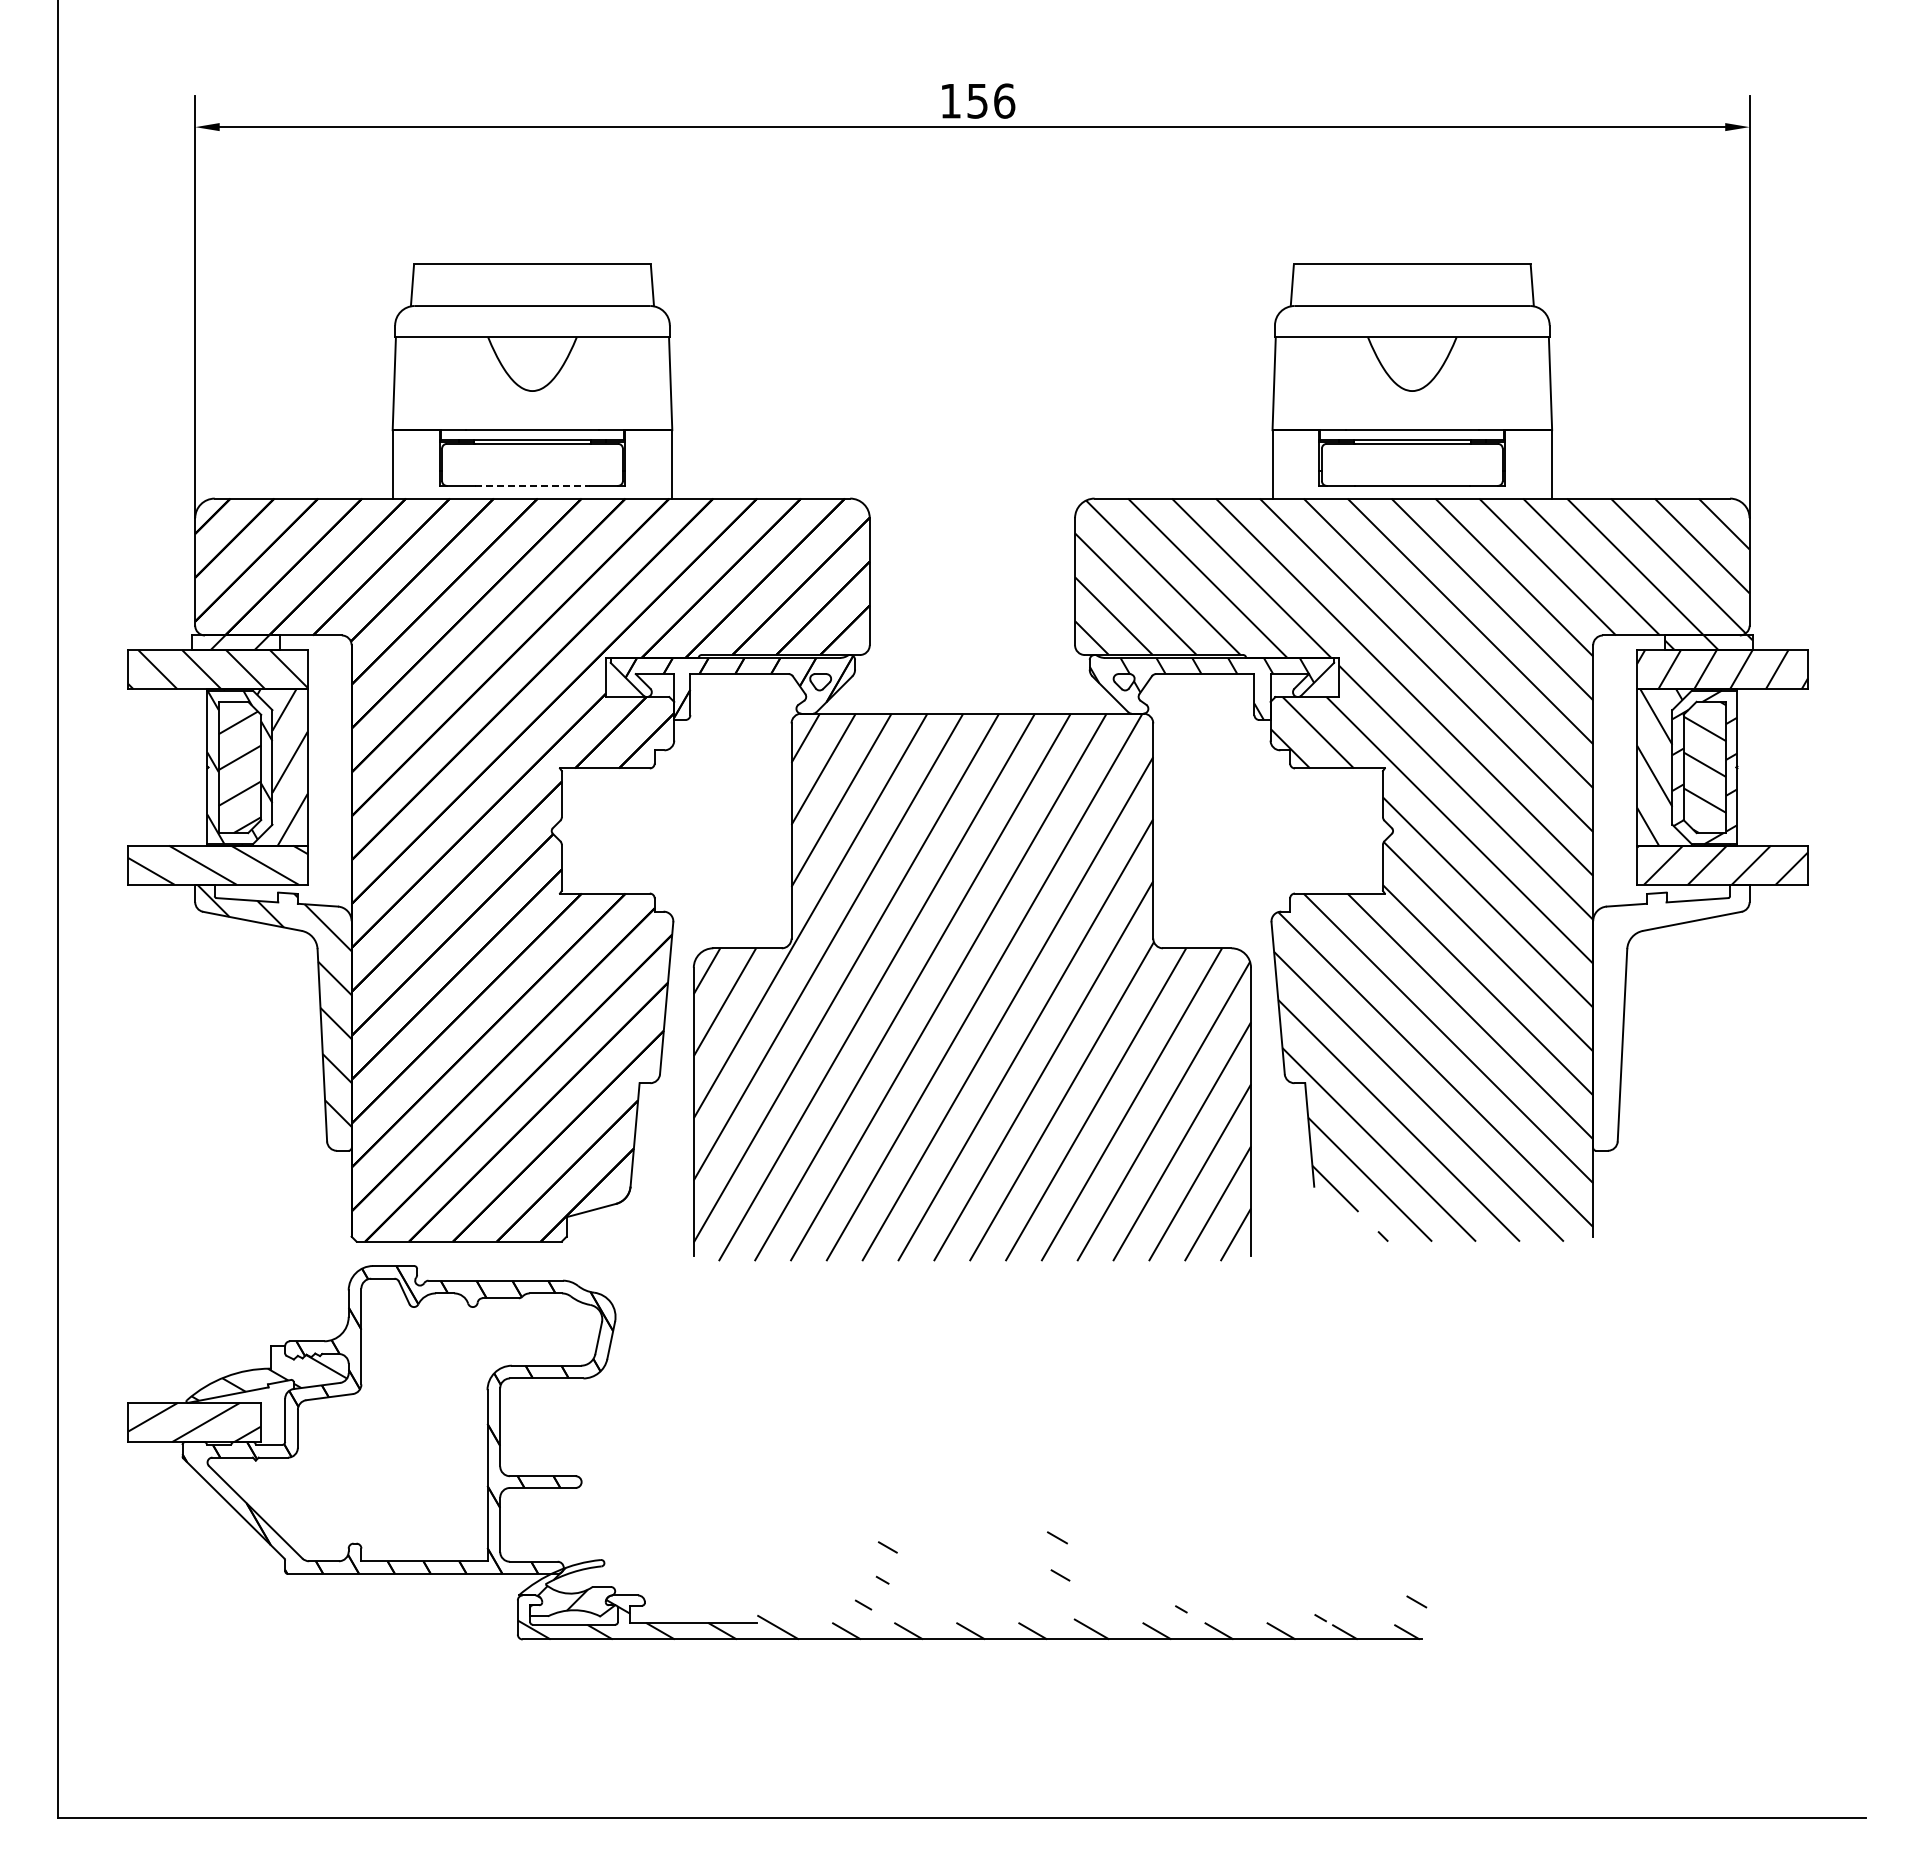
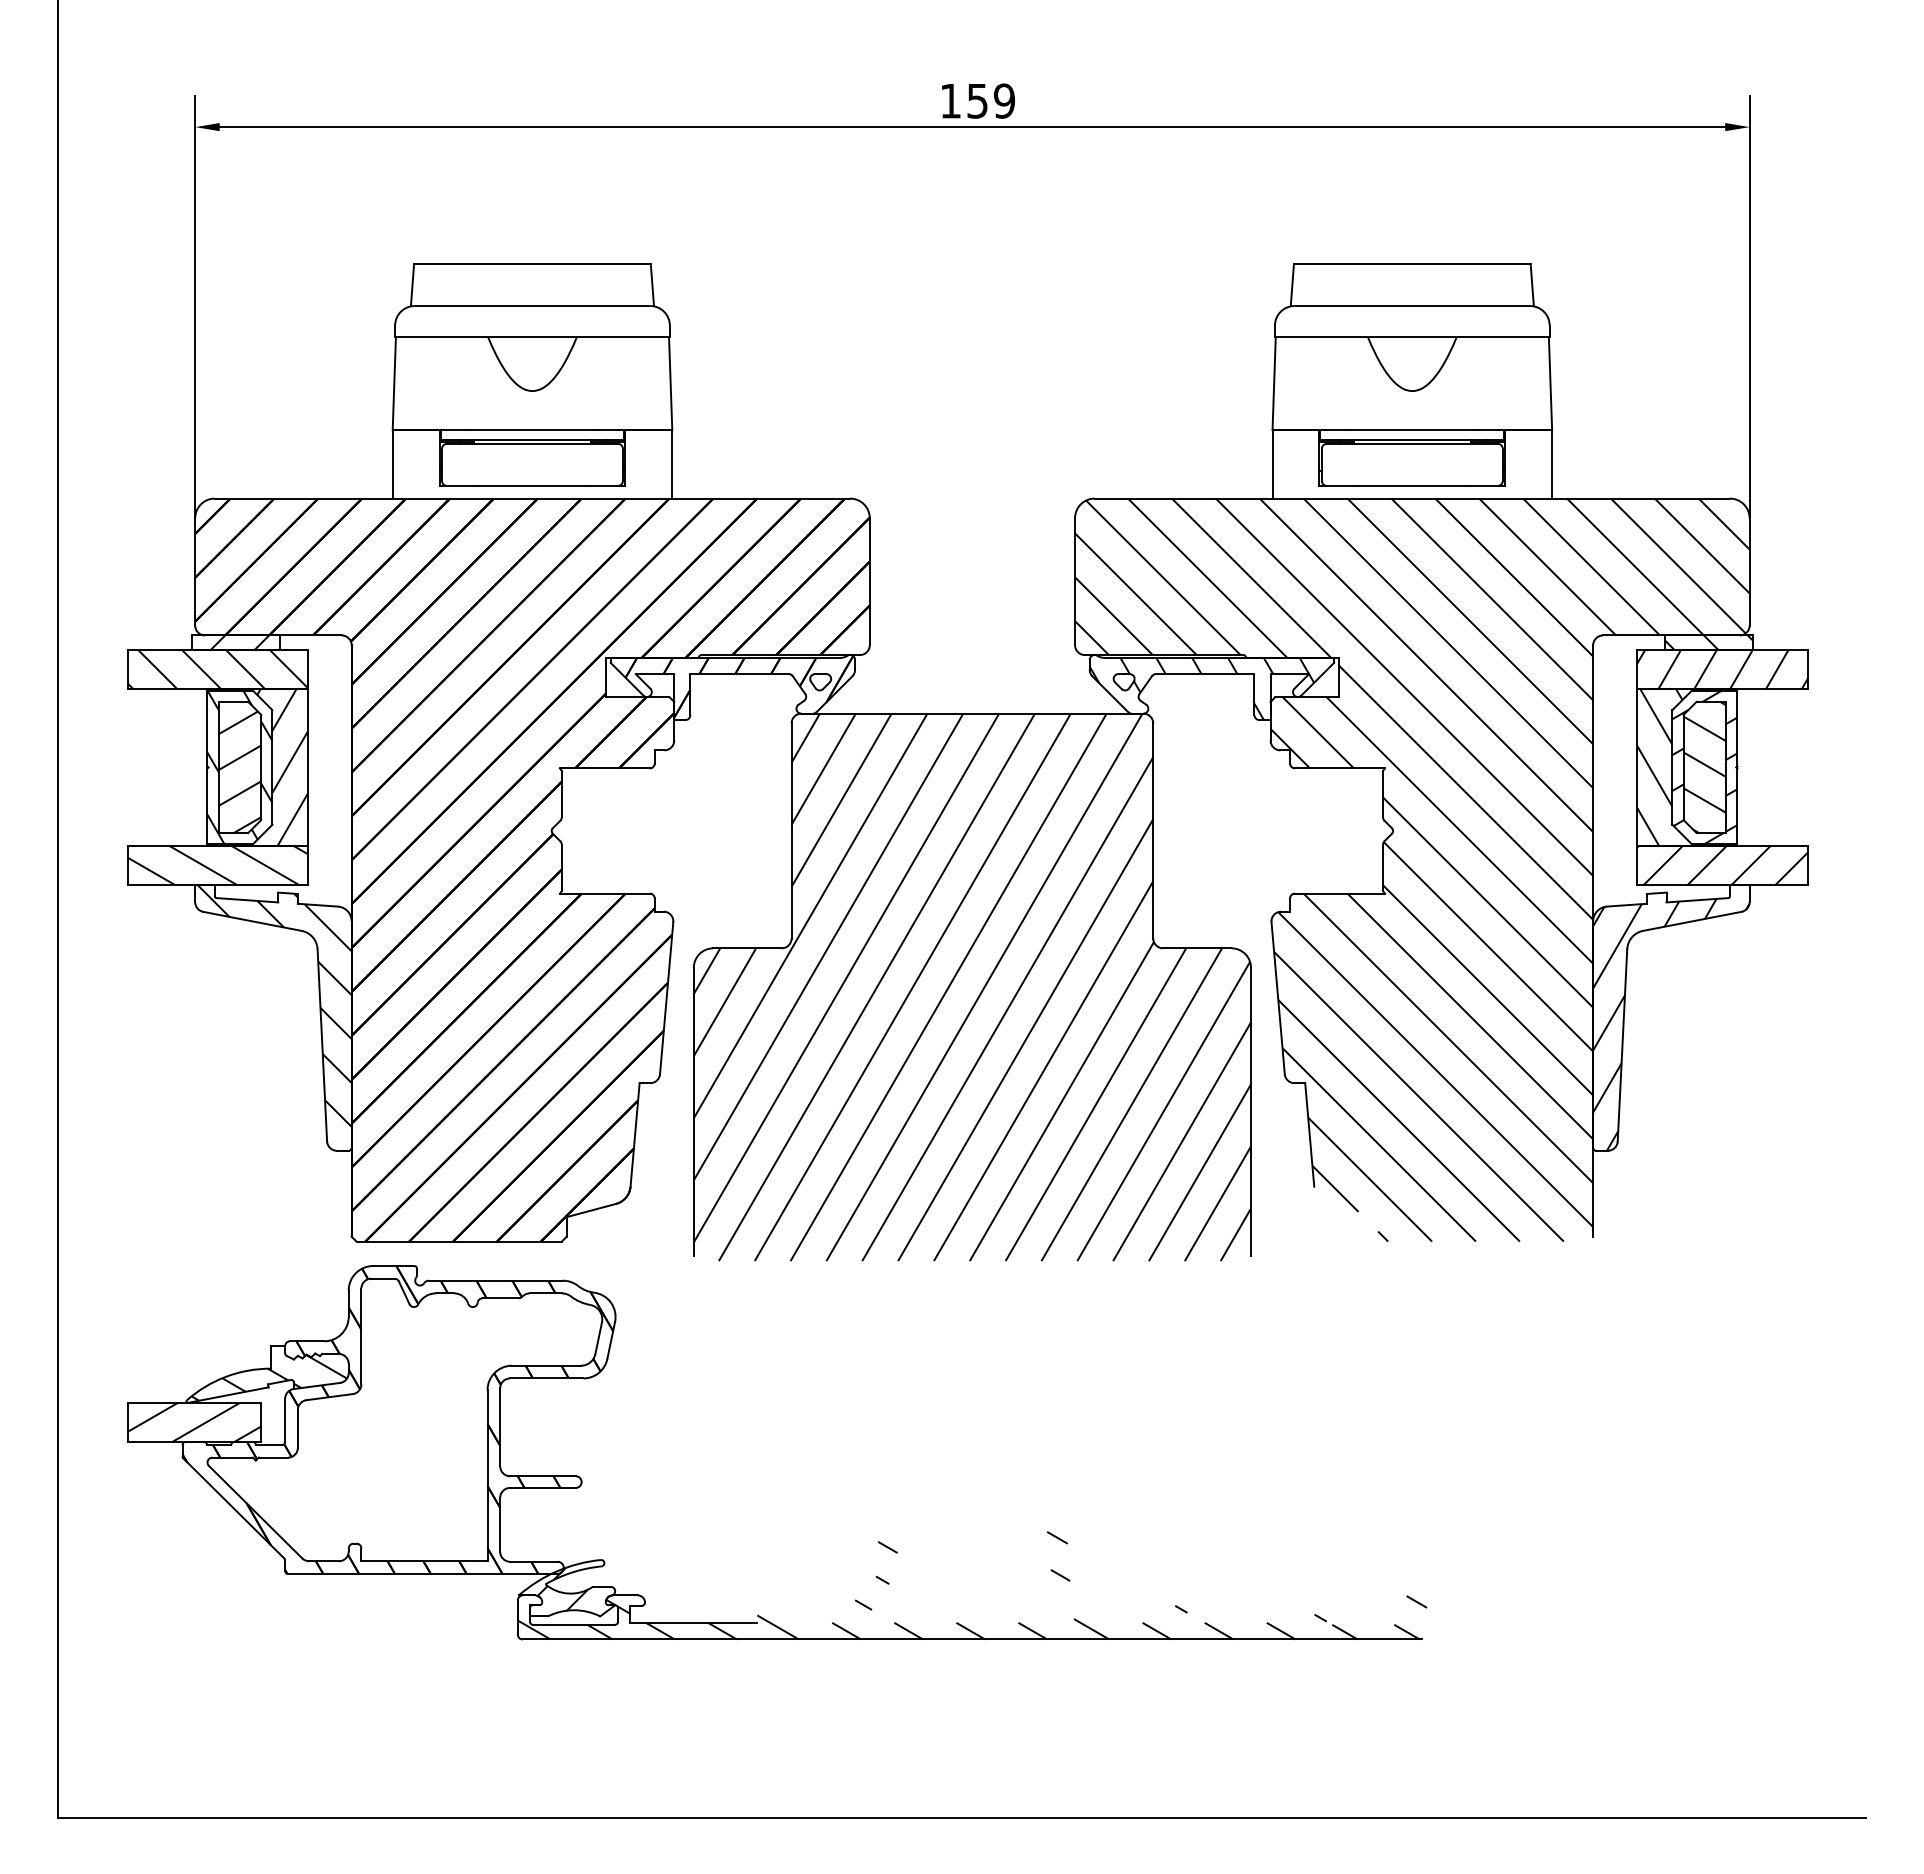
text: 156 -> 159 (1004, 100)
line: dashed -> solid (532, 485)
hatch: none -> present (1671, 1021)
